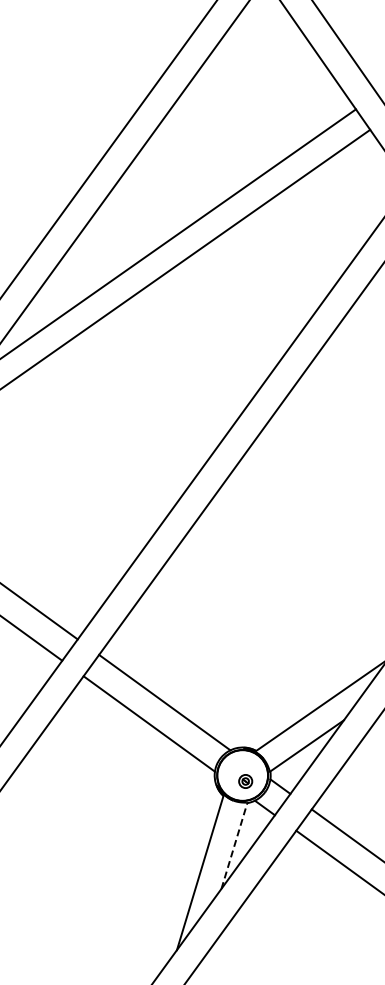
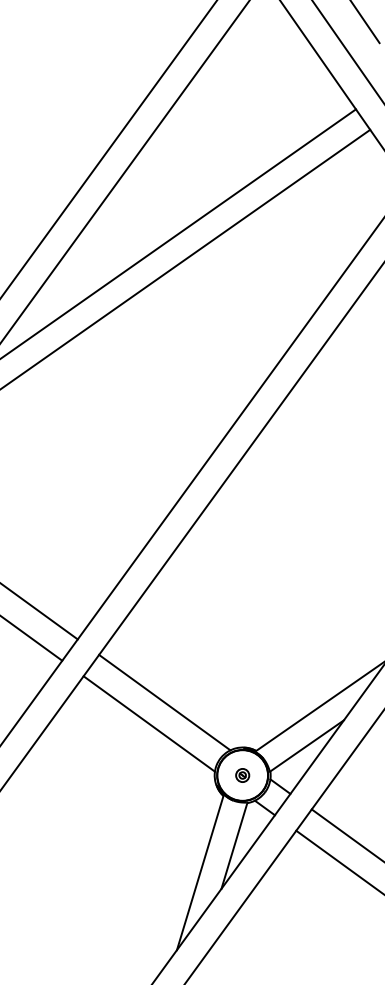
line: none -> present (365, 22)
part position: (245, 781) -> (242, 775) (242, 775)
line: dashed -> solid (234, 845)
